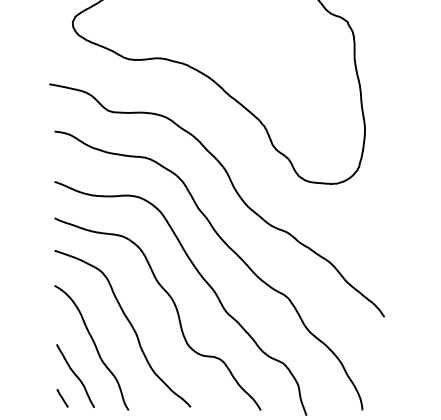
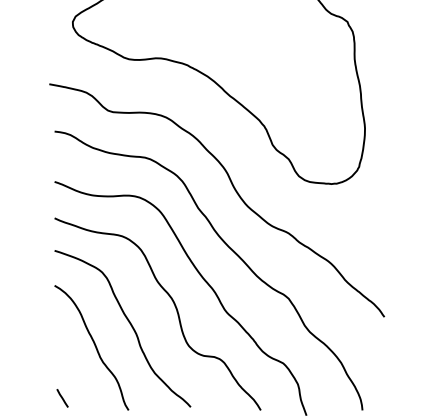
curve: present -> none (75, 376)
